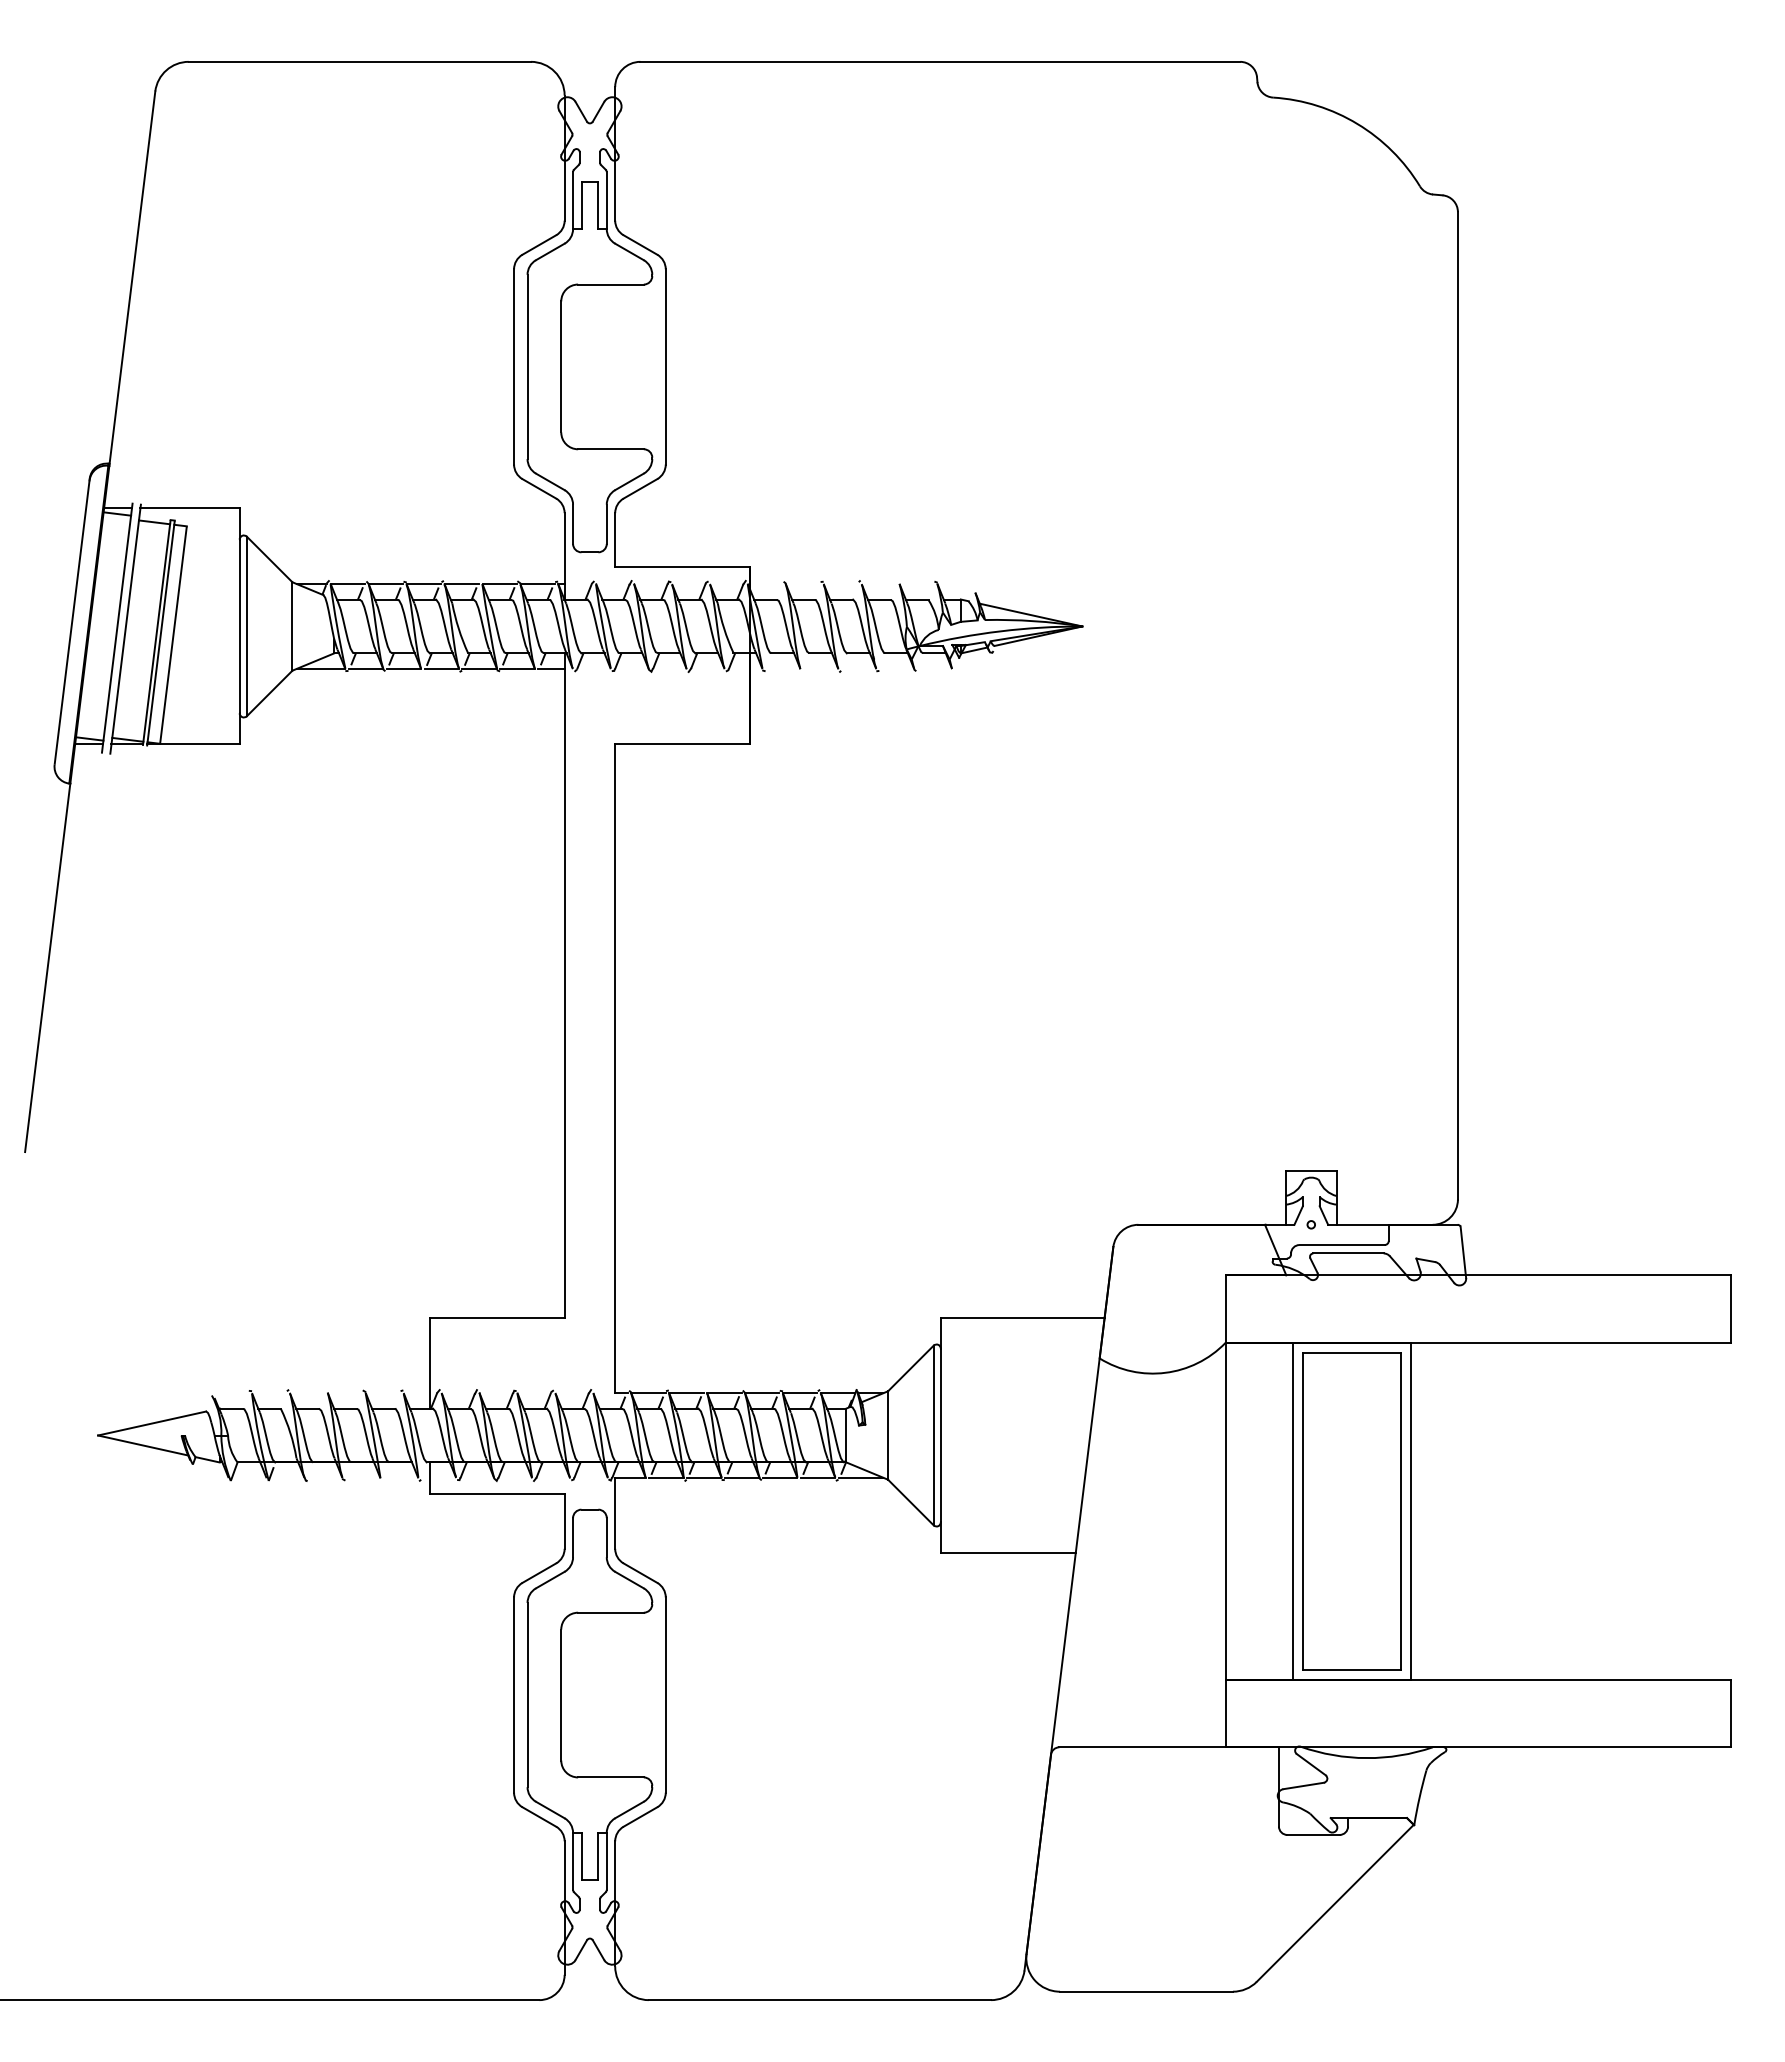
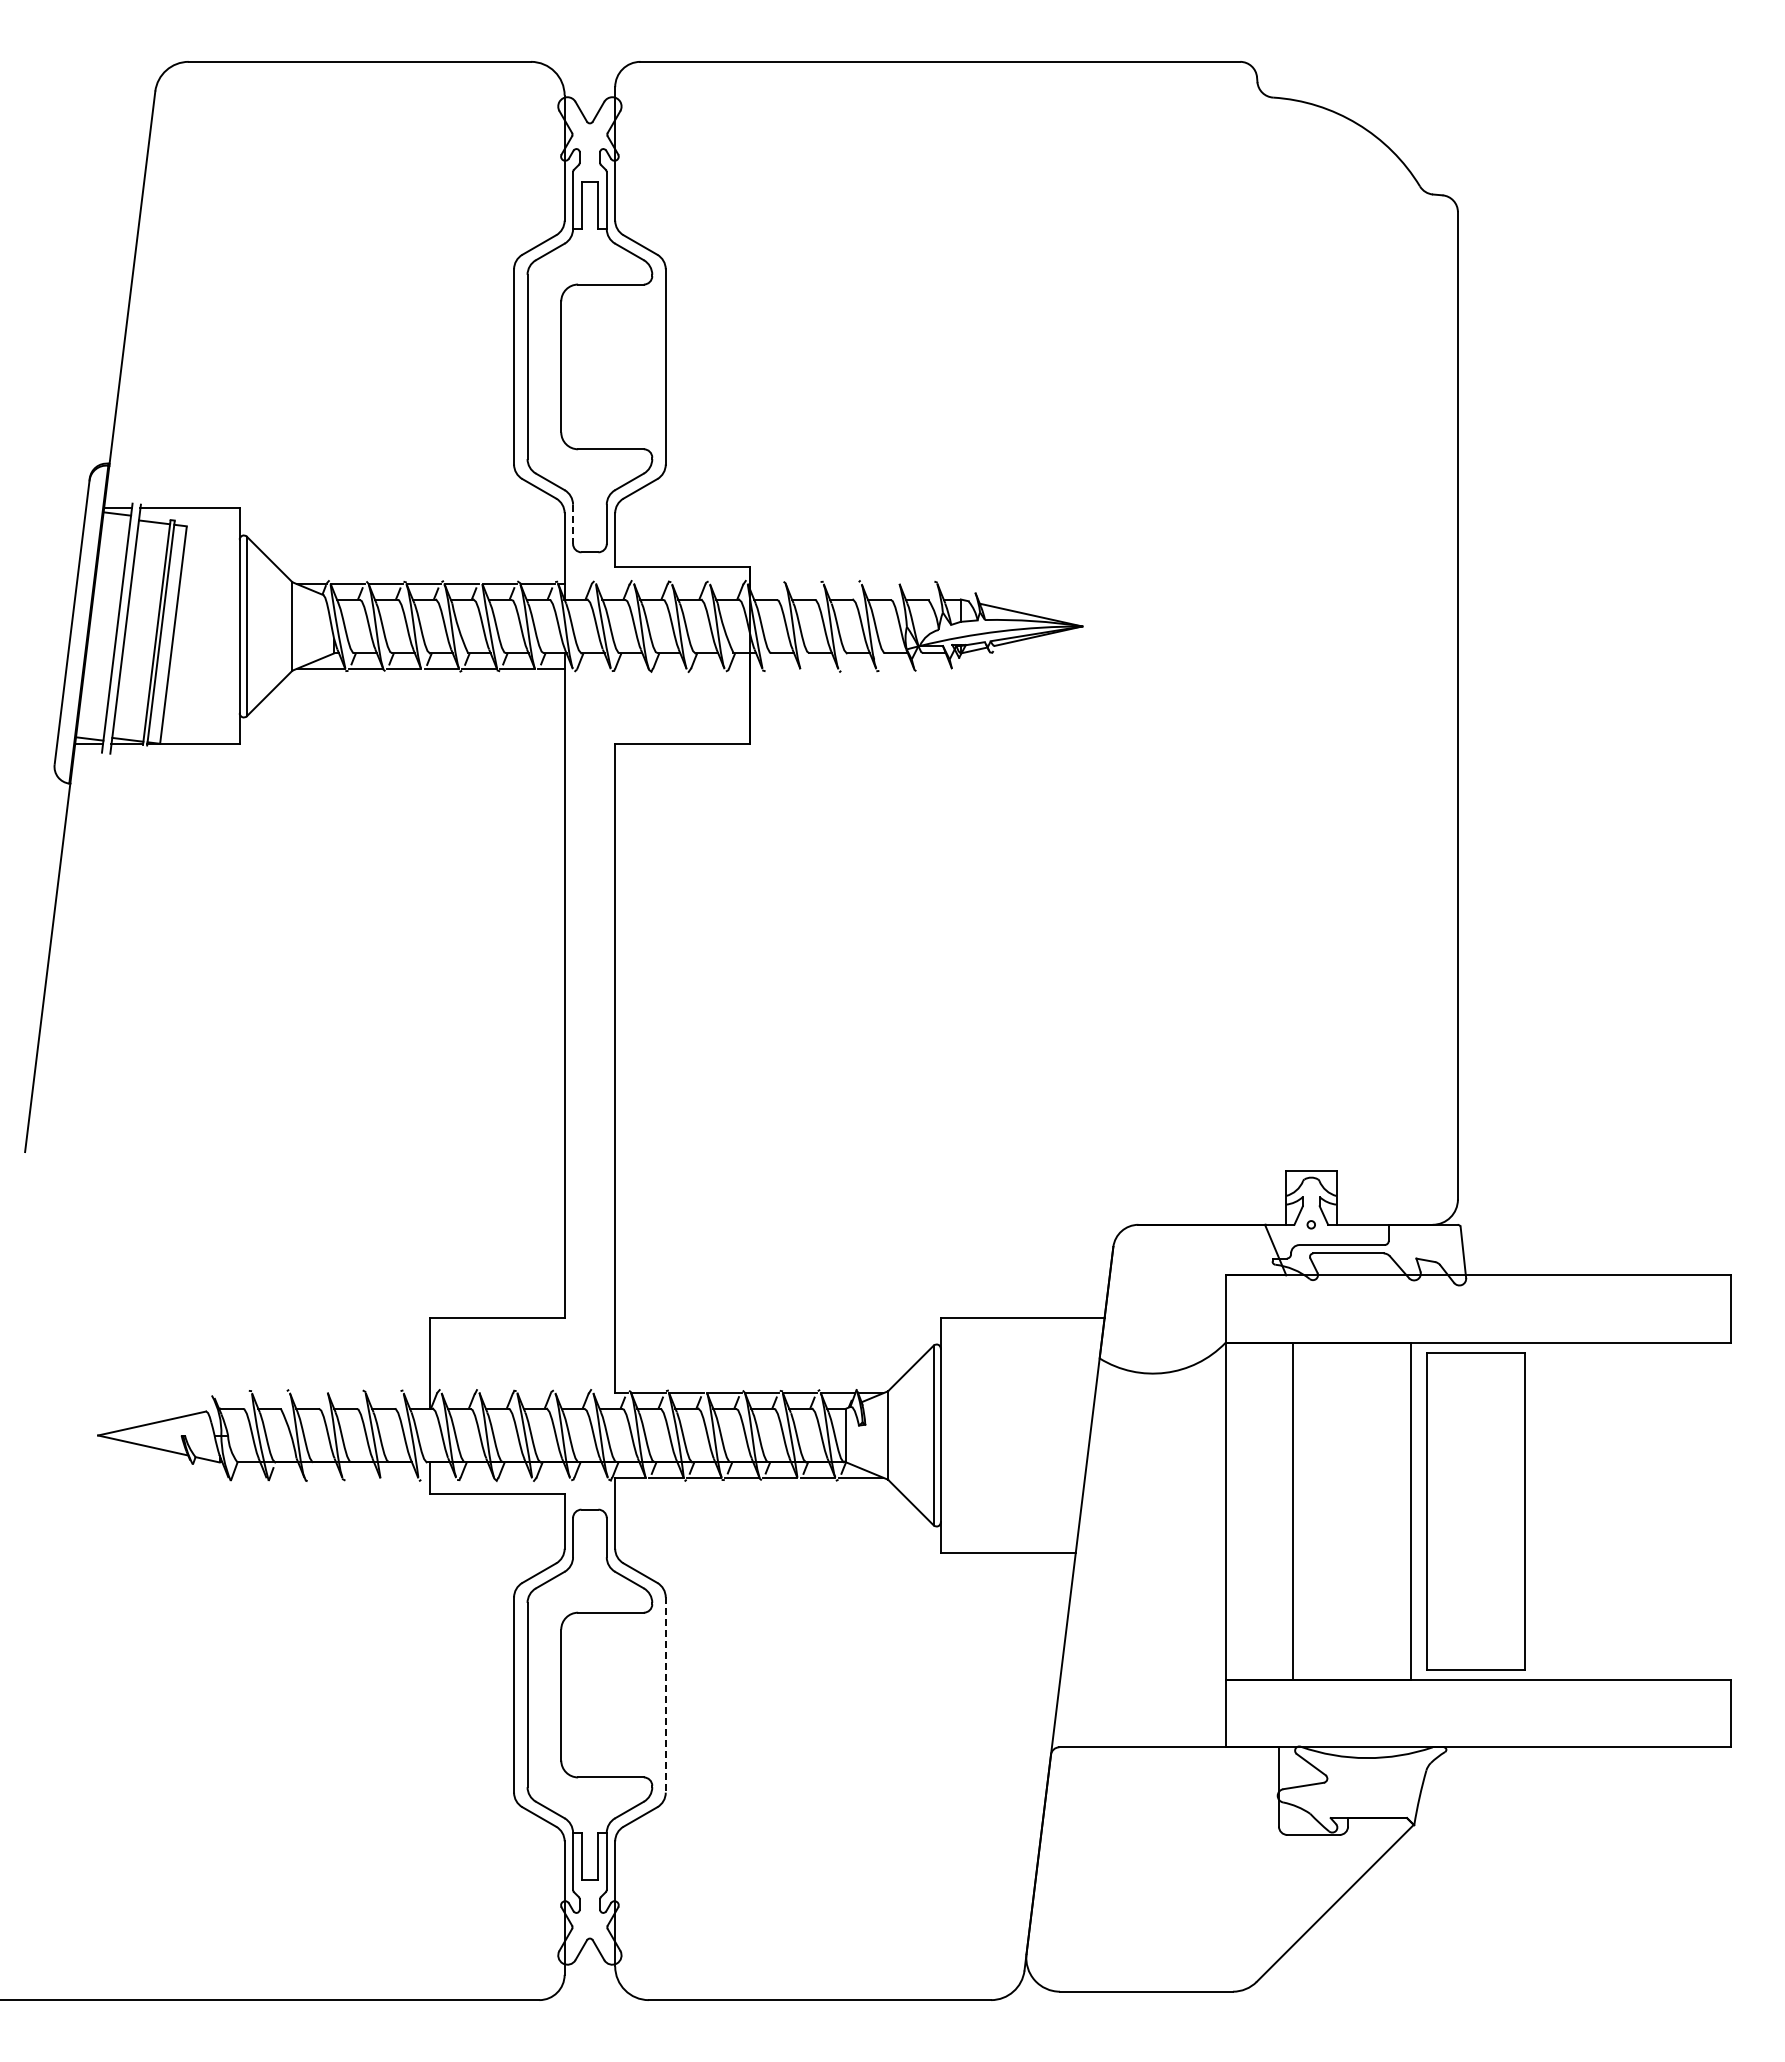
line: solid -> dashed (573, 524)
part position: (1351, 1511) -> (1475, 1511) (1475, 1511)
line: solid -> dashed (665, 1695)
